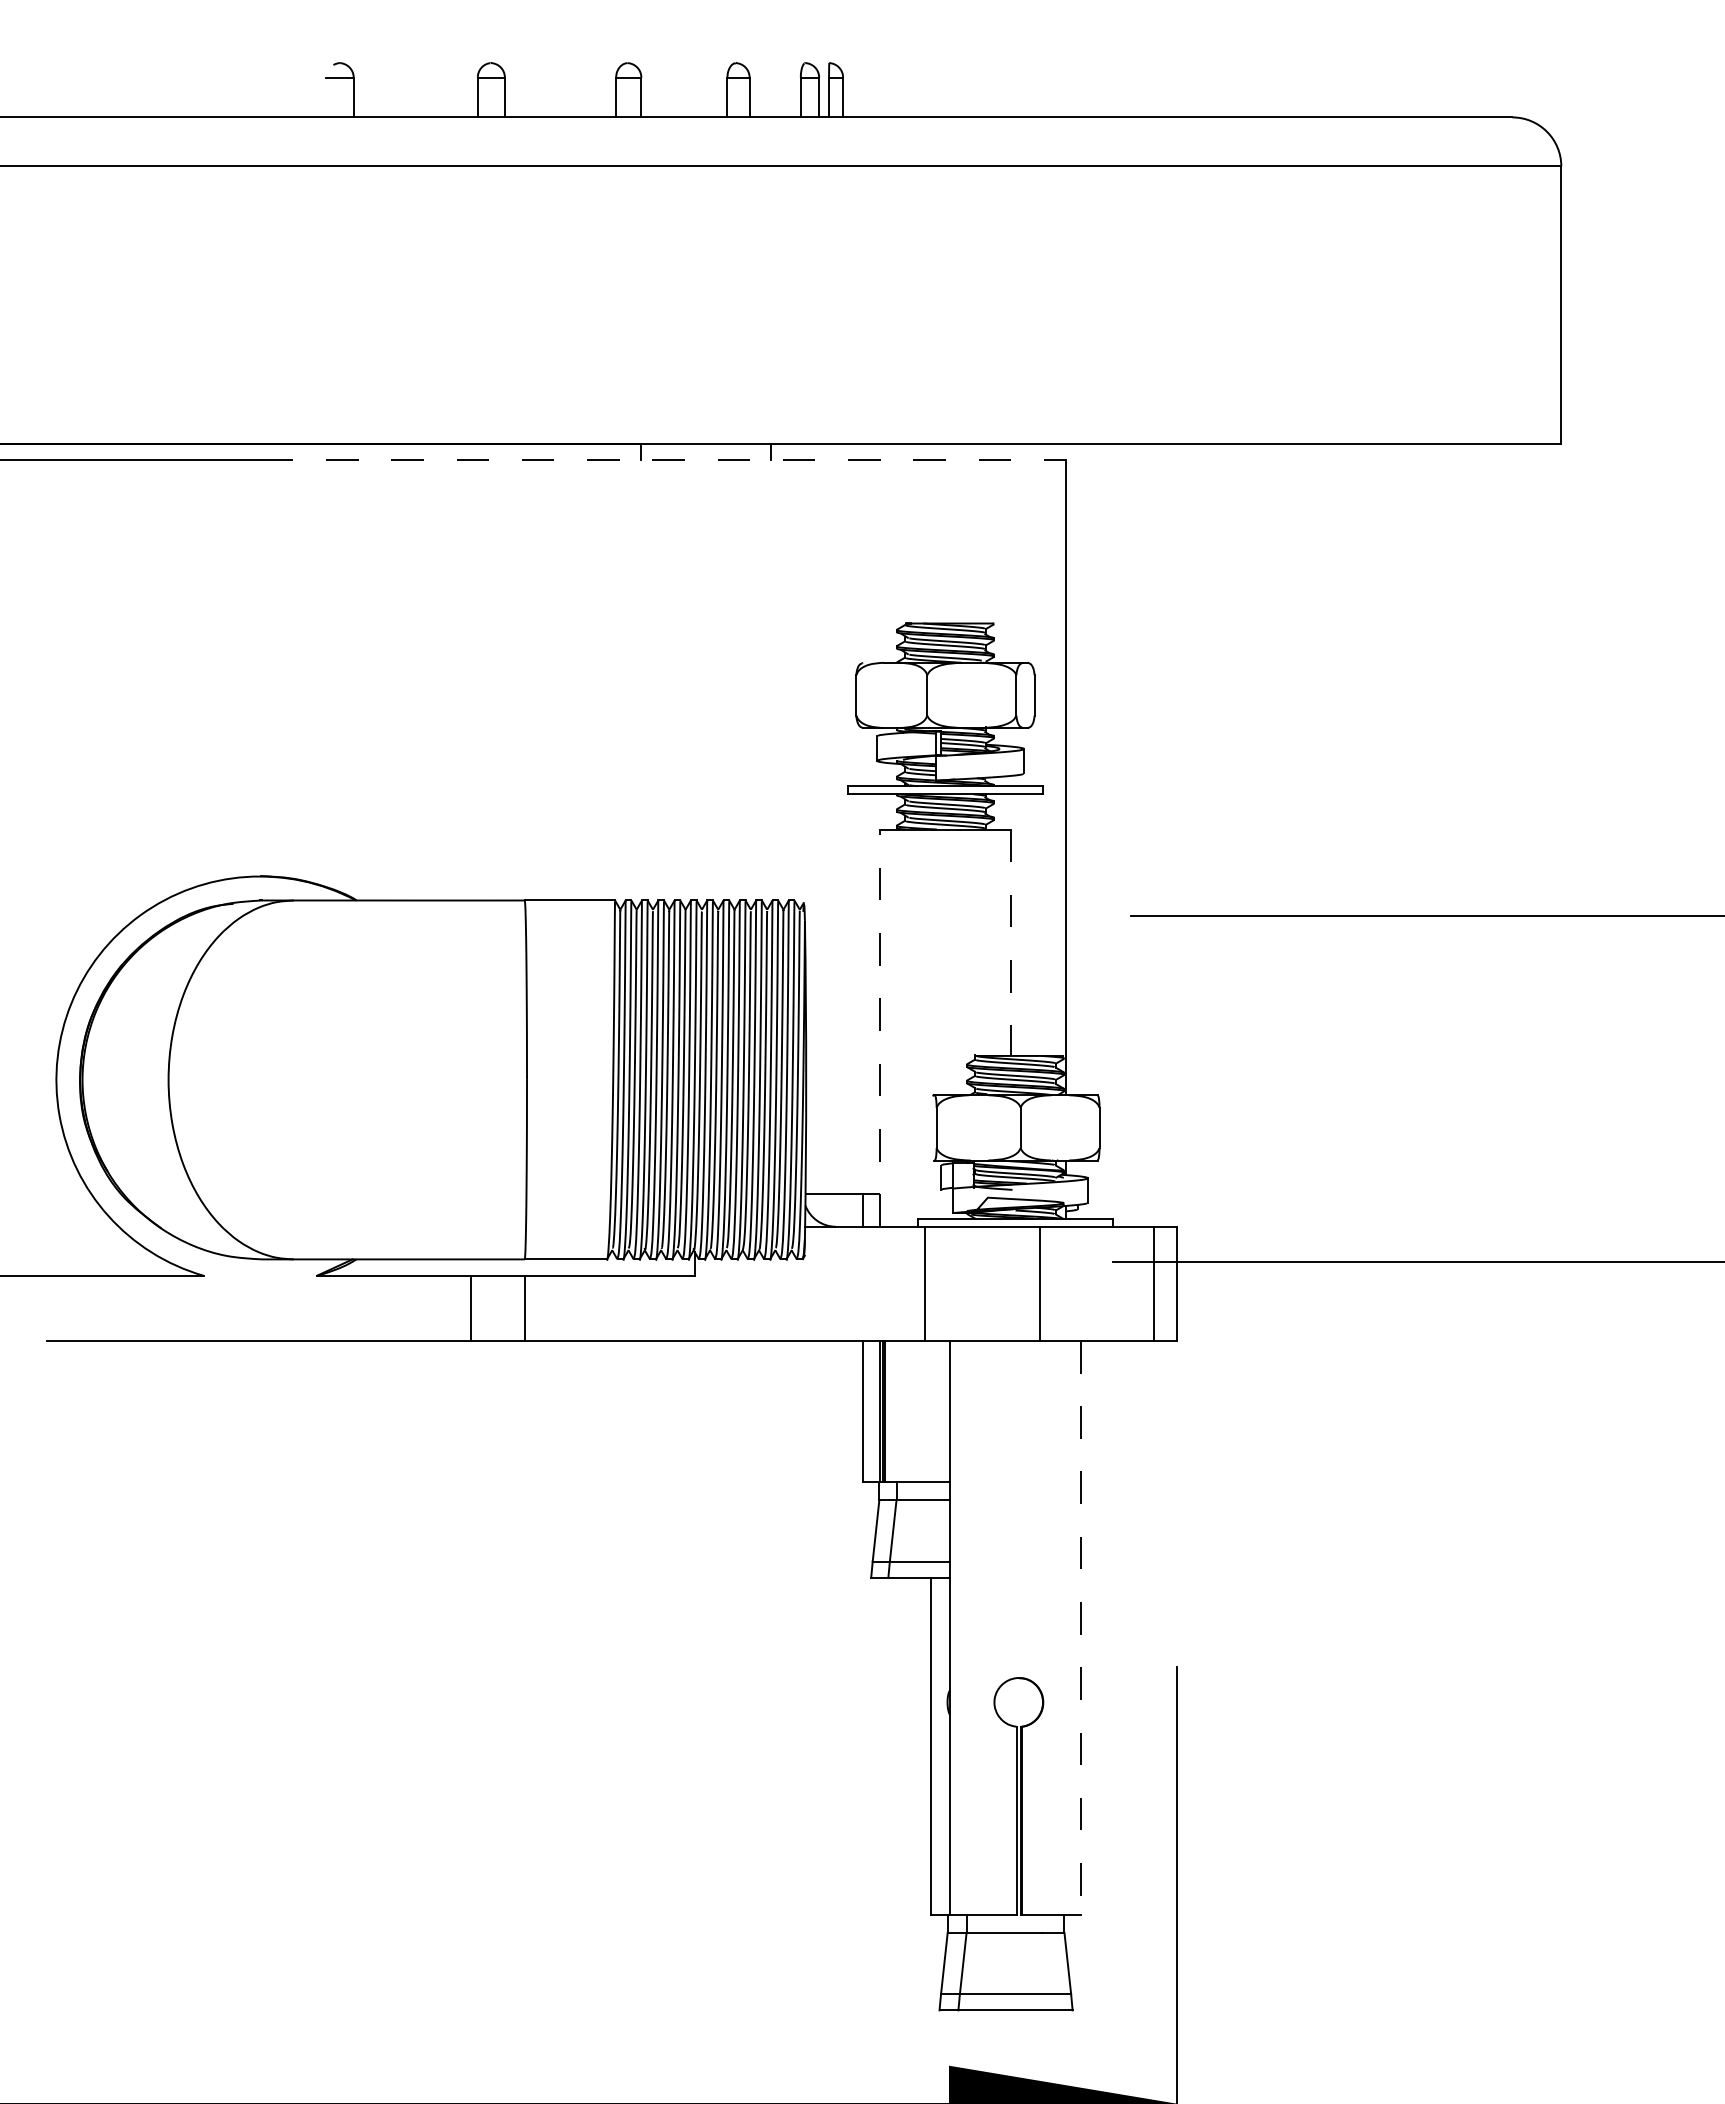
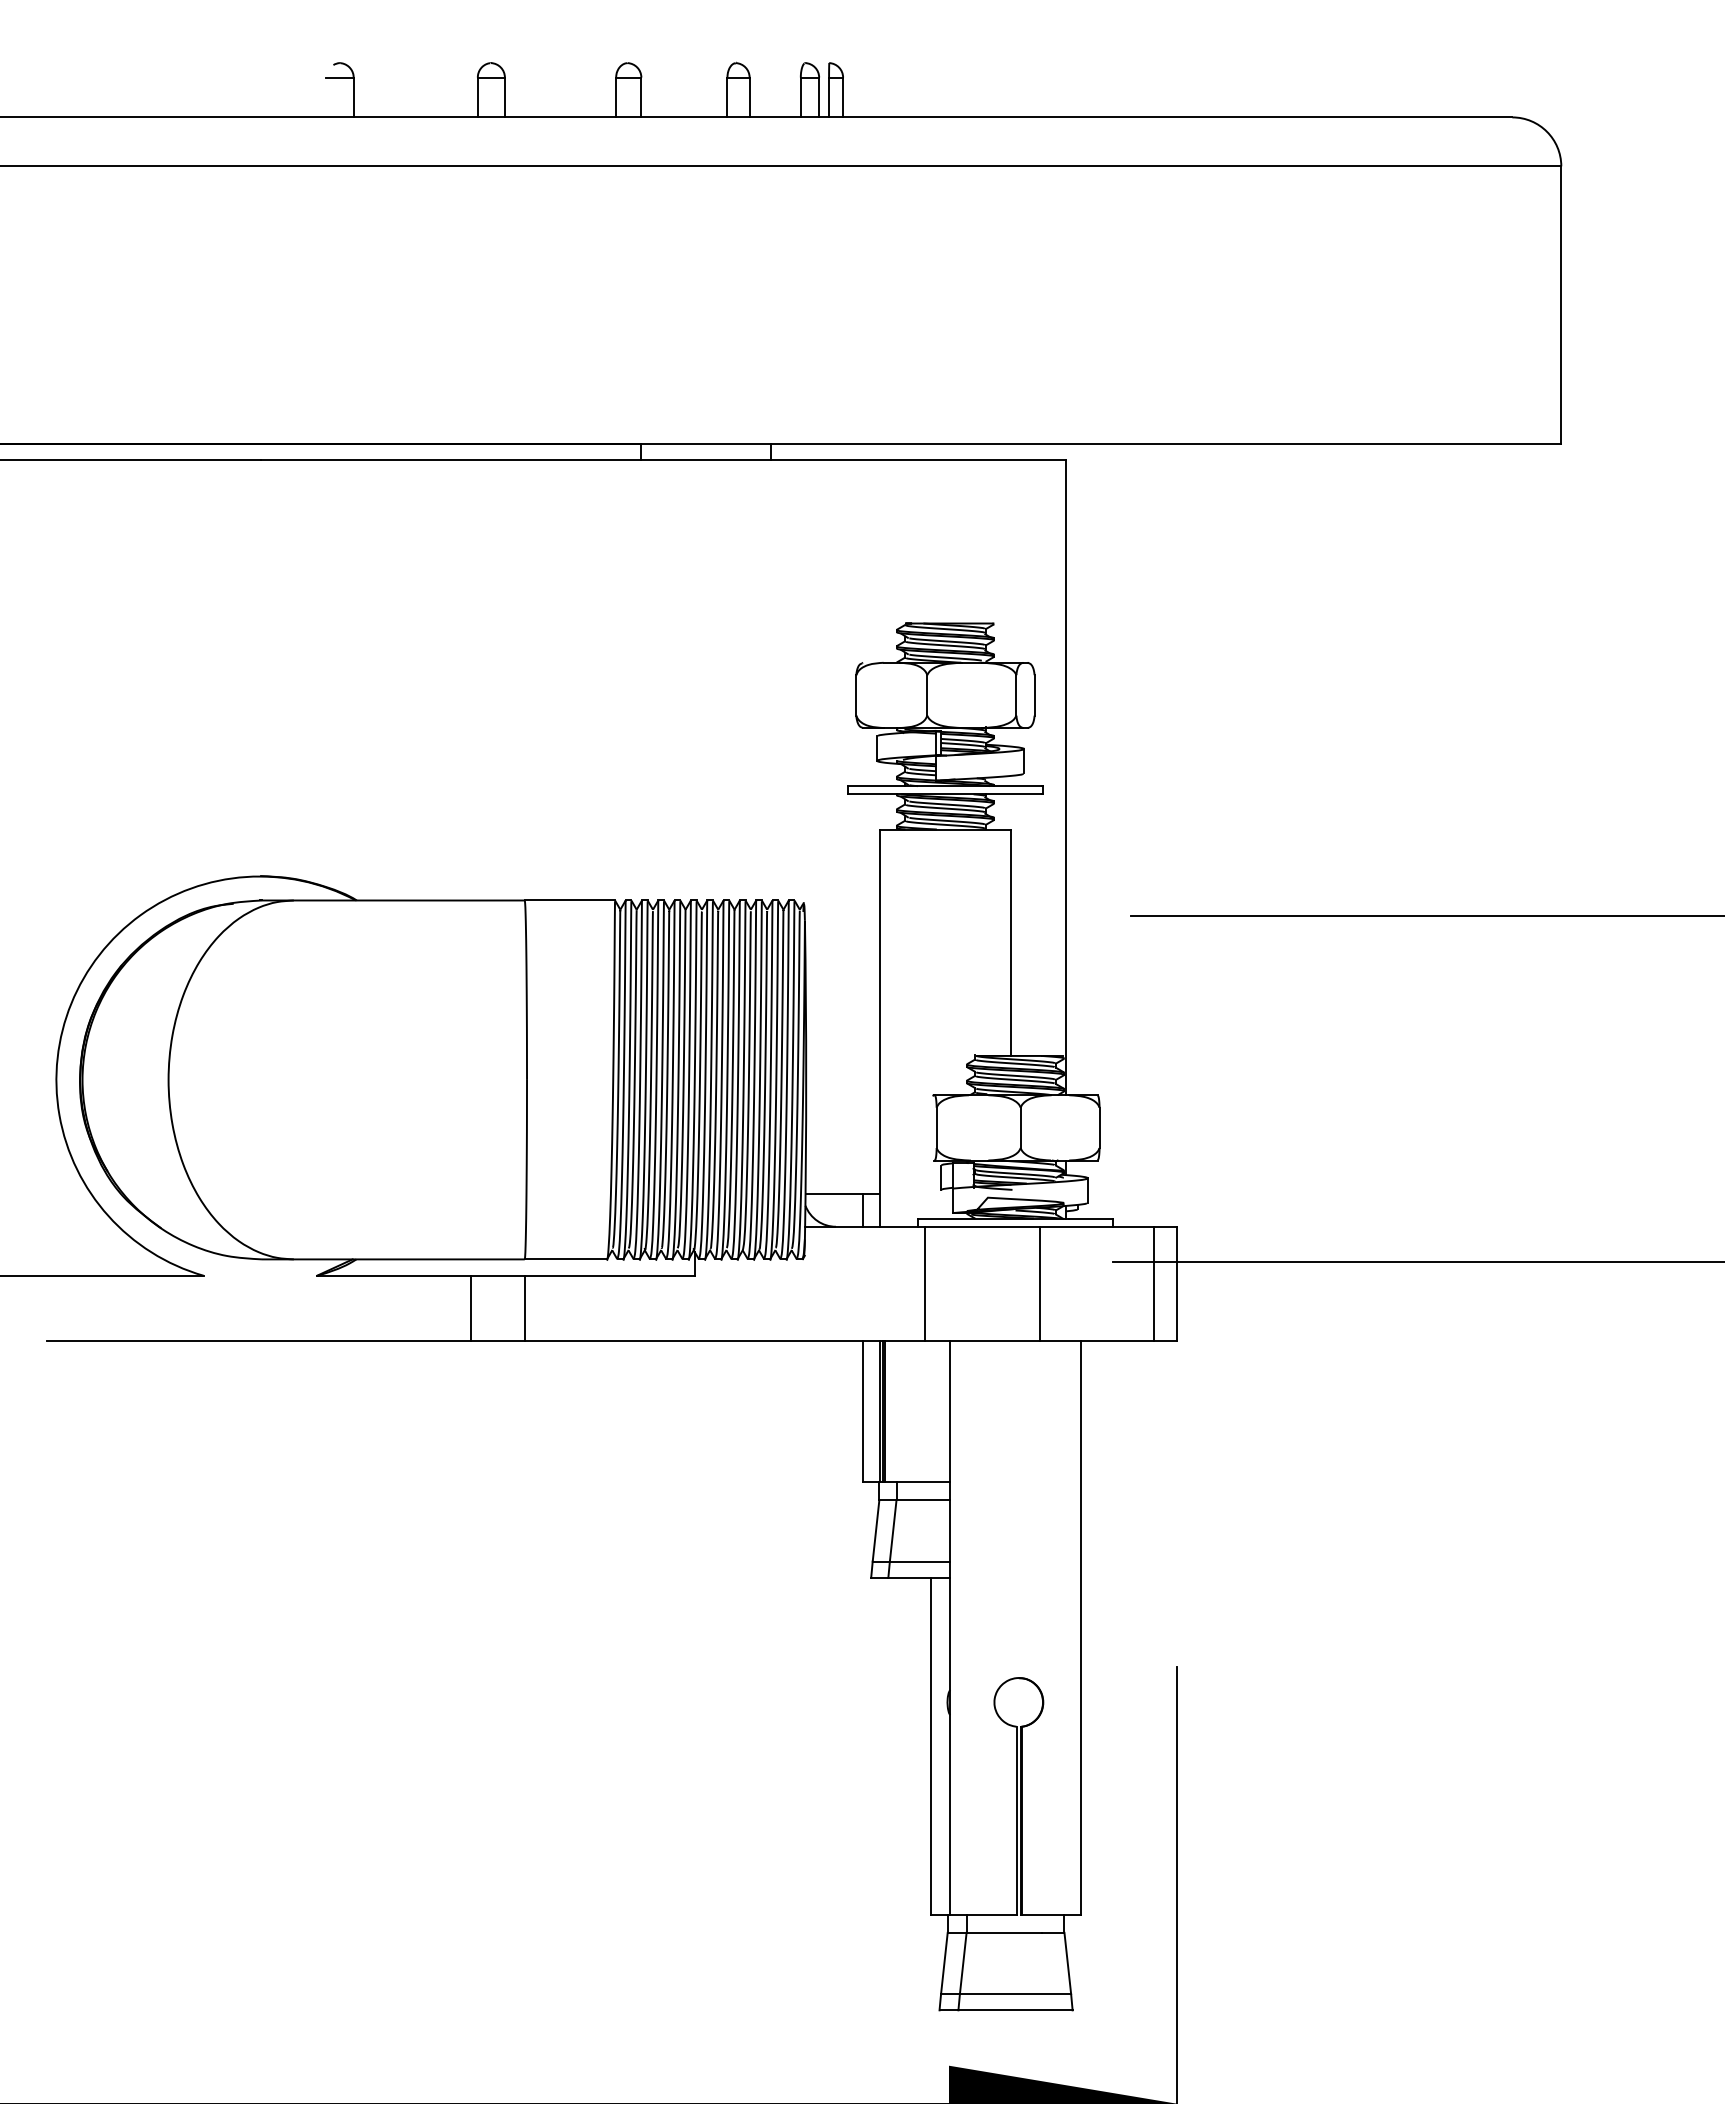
line: dashed -> solid (663, 460)
line: dashed -> solid (1010, 943)
line: dashed -> solid (880, 1028)
line: dashed -> solid (1080, 1627)
